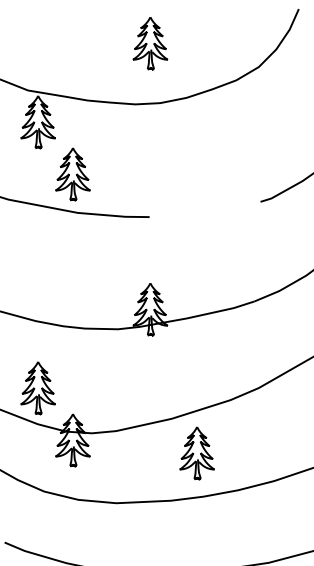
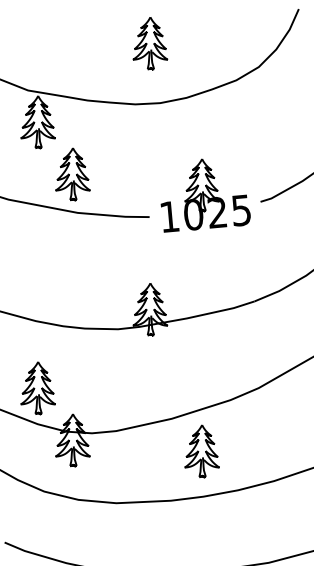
part: none -> present (205, 195)
part position: (196, 453) -> (201, 451) (201, 451)
